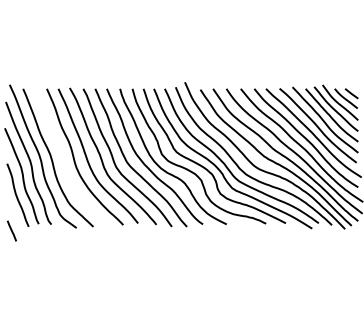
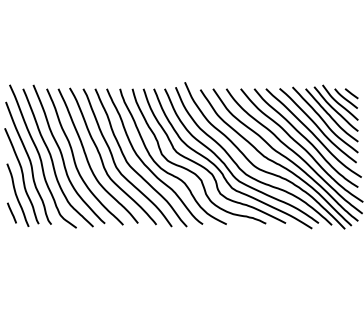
curve: none -> present (63, 156)
line position: (11, 230) -> (11, 212) (11, 212)
